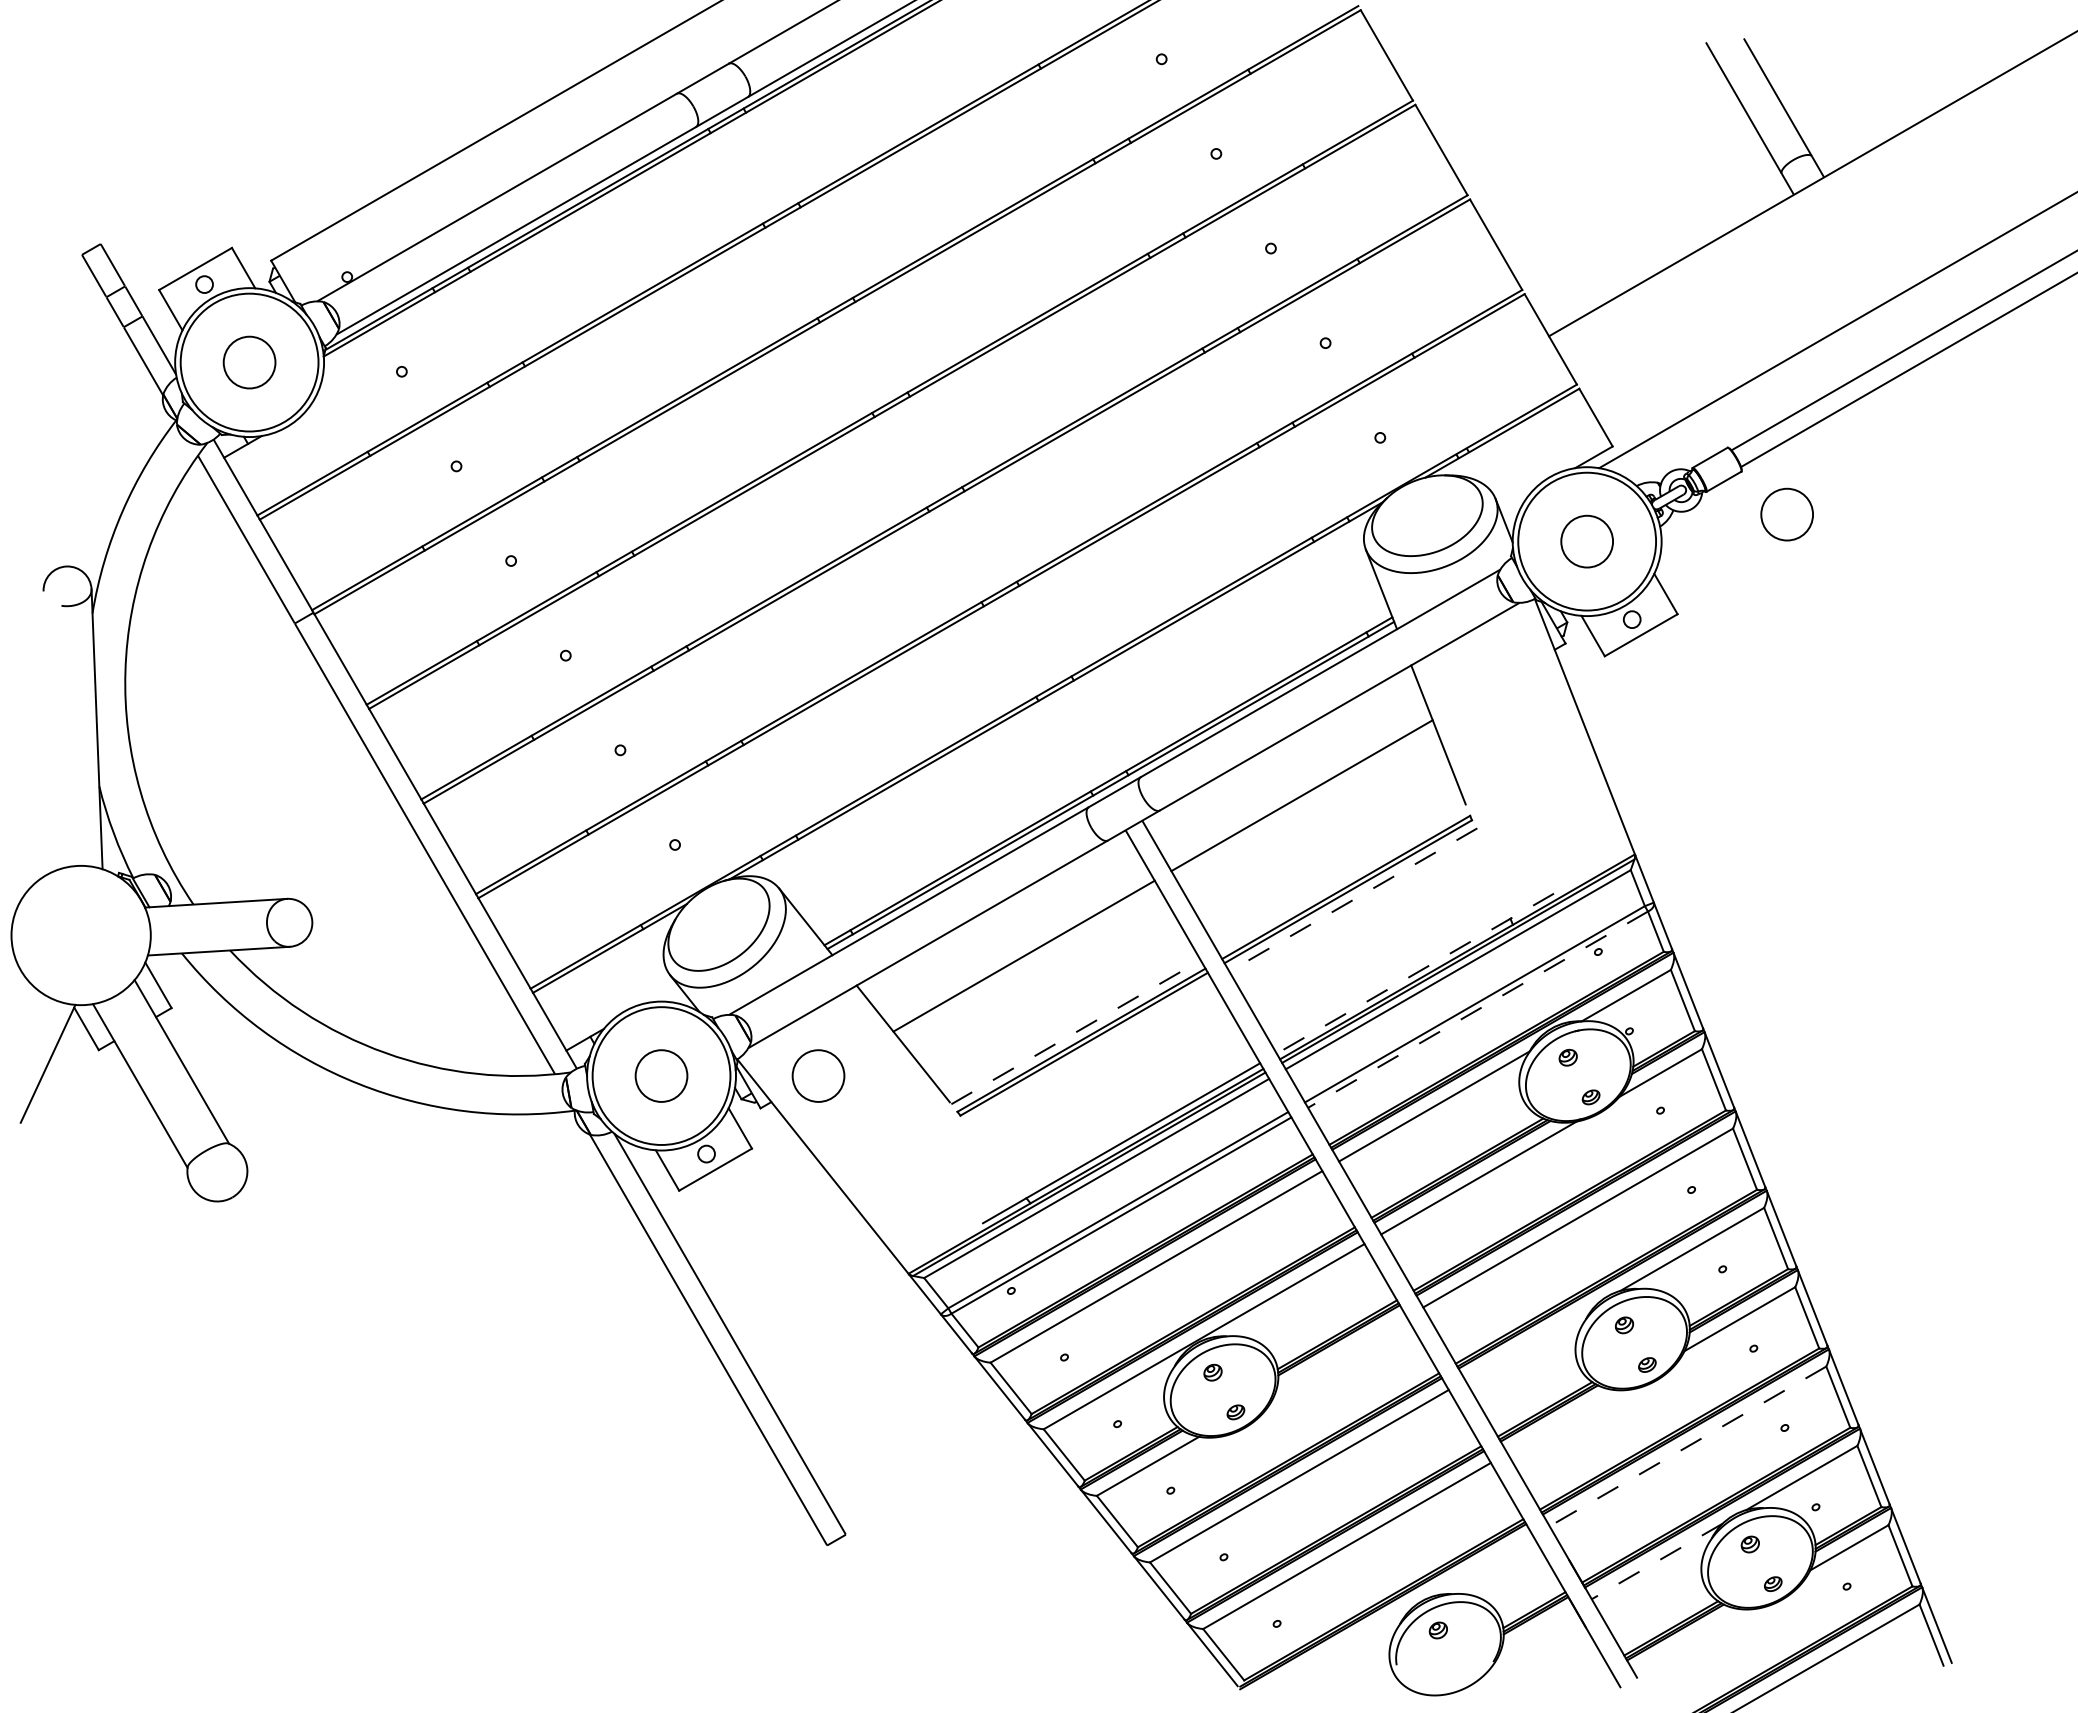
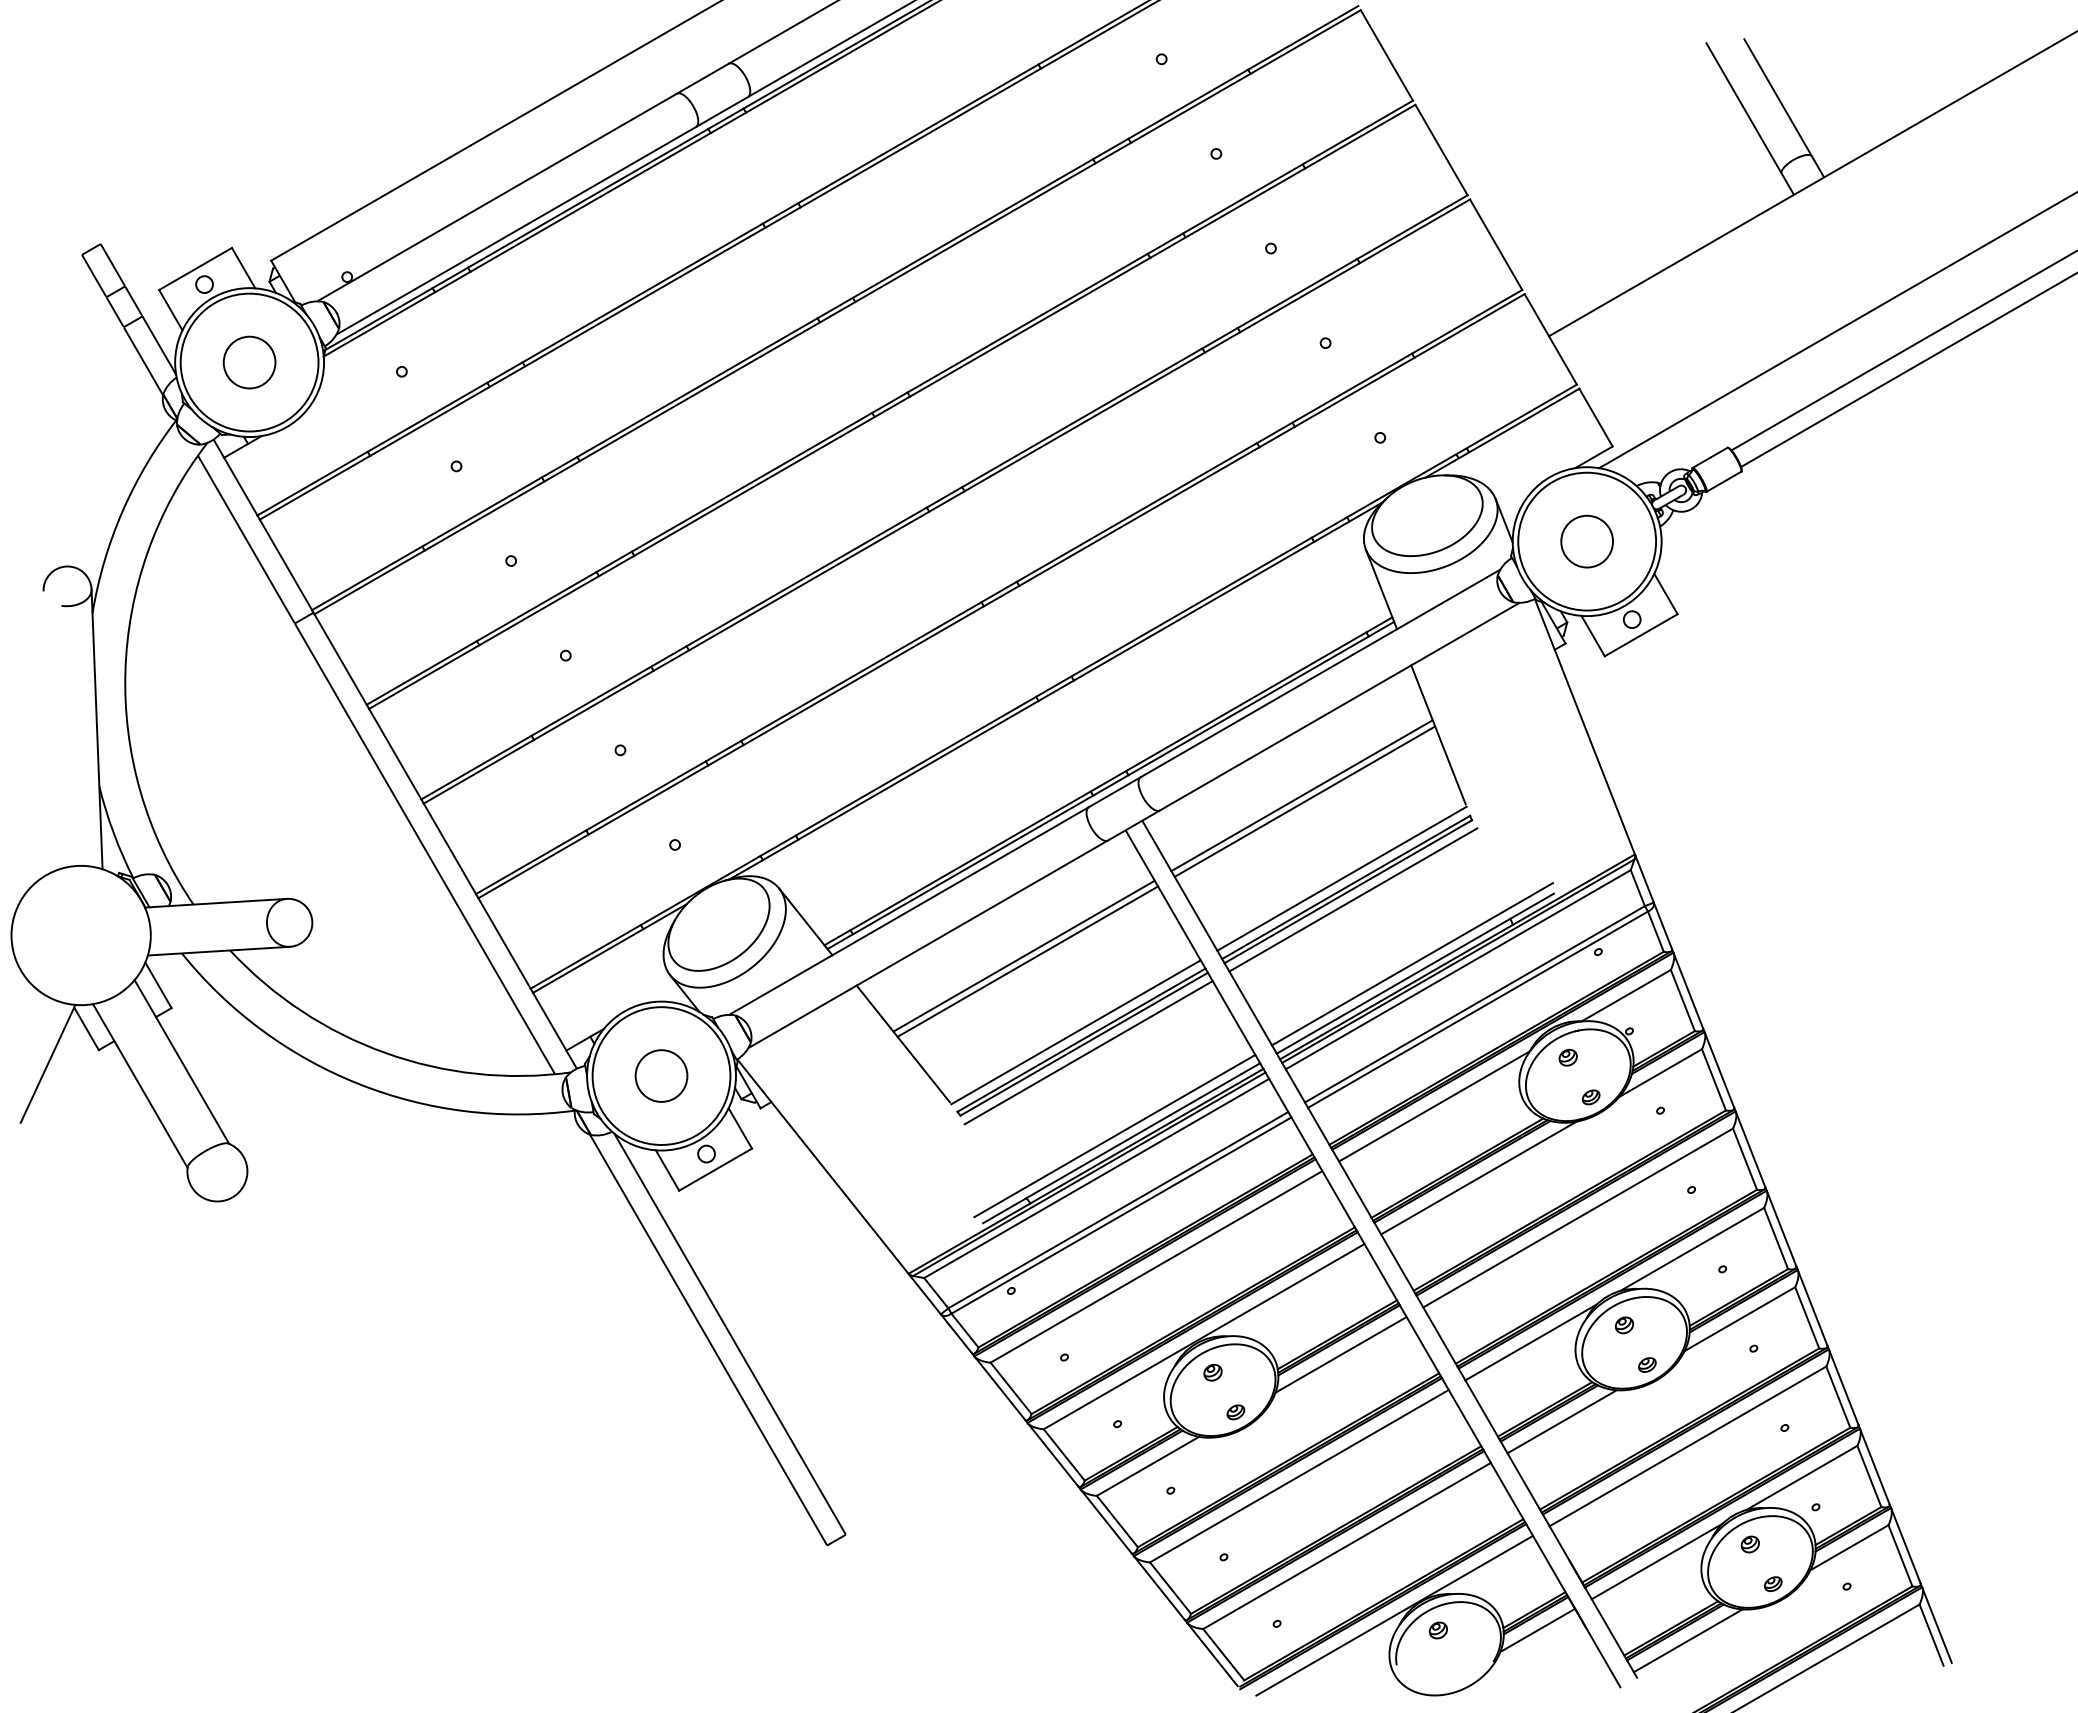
circle: present -> none (1786, 514)
line: none -> present (1304, 801)
line: none -> present (1341, 878)
line: dashed -> solid (1352, 900)
line: none -> present (1027, 961)
line: none -> present (1412, 964)
line: dashed -> solid (1414, 973)
line: dashed -> solid (1477, 1009)
line: dashed -> solid (1076, 1032)
line: none -> present (1088, 1052)
circle: present -> none (818, 1075)
line: none -> present (1114, 1135)
line: none -> present (1530, 1342)
line: none -> present (1340, 1354)
line: none -> present (1561, 1421)
line: dashed -> solid (1687, 1446)
line: dashed -> solid (1657, 1561)
line: none -> present (1394, 1615)
line: none -> present (1537, 1630)
line: none -> present (1687, 1640)
